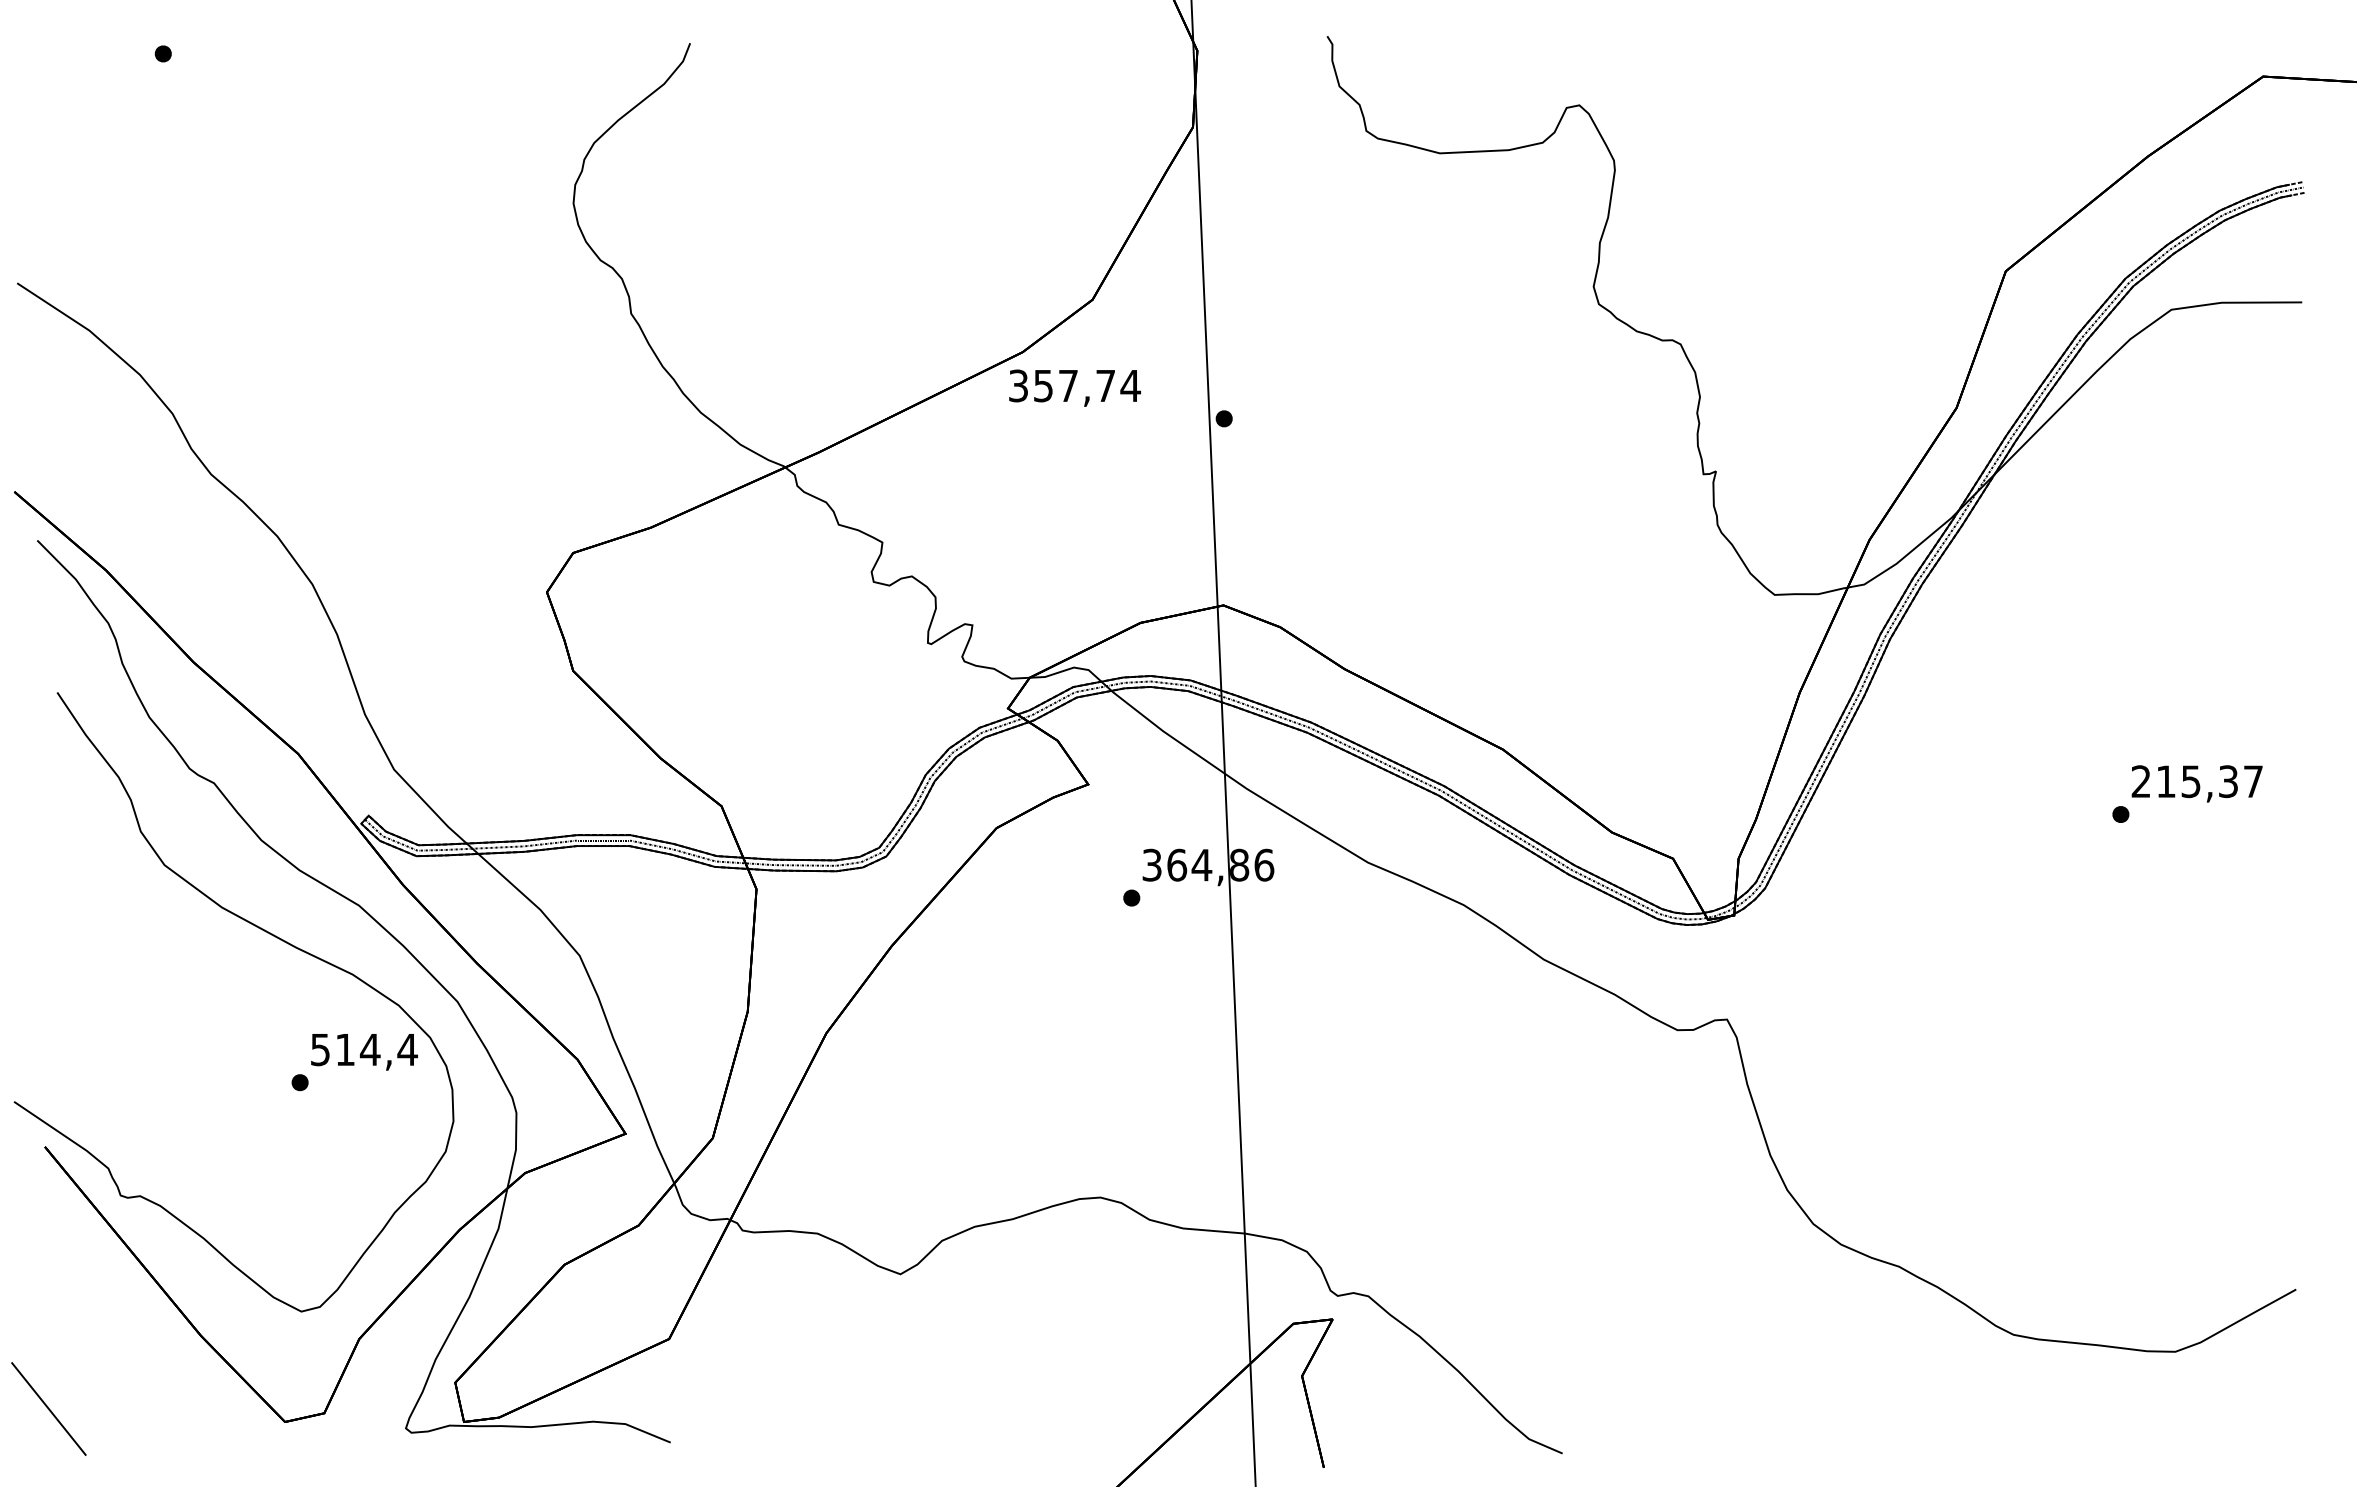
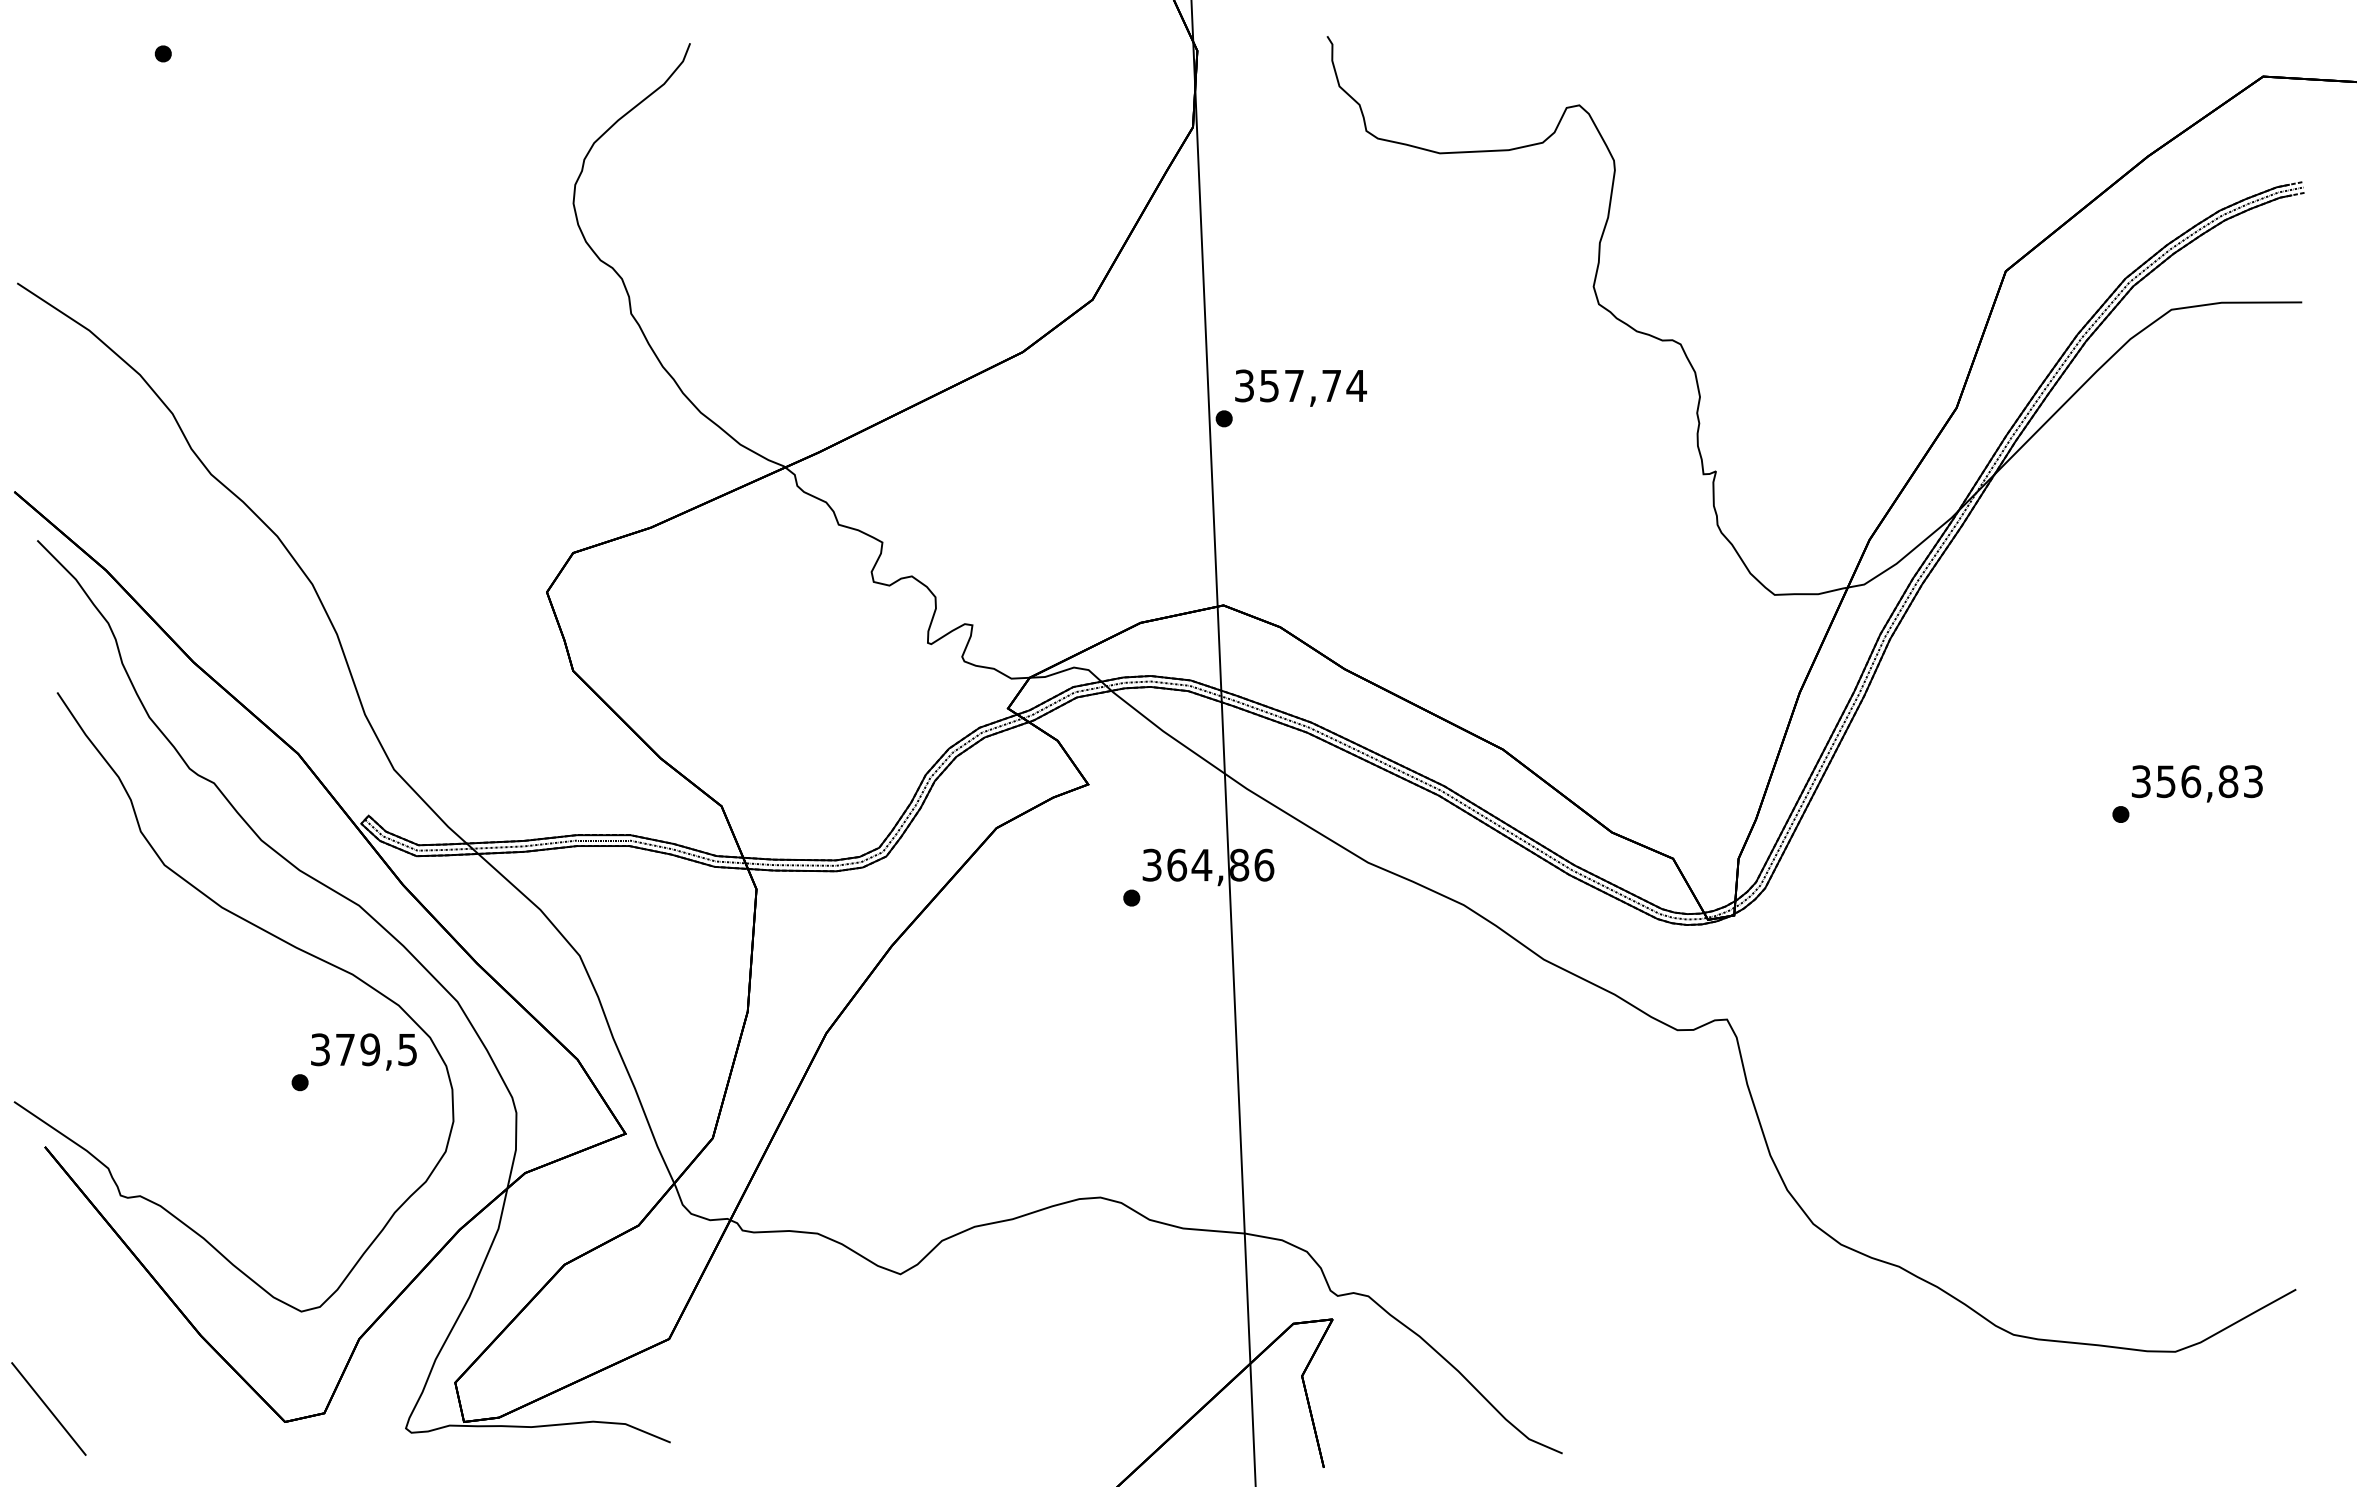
text position: (1074, 387) -> (1300, 387) (1300, 387)
text: 215,37 -> 356,83 (2196, 781)
text: 514,4 -> 379,5 (364, 1049)
